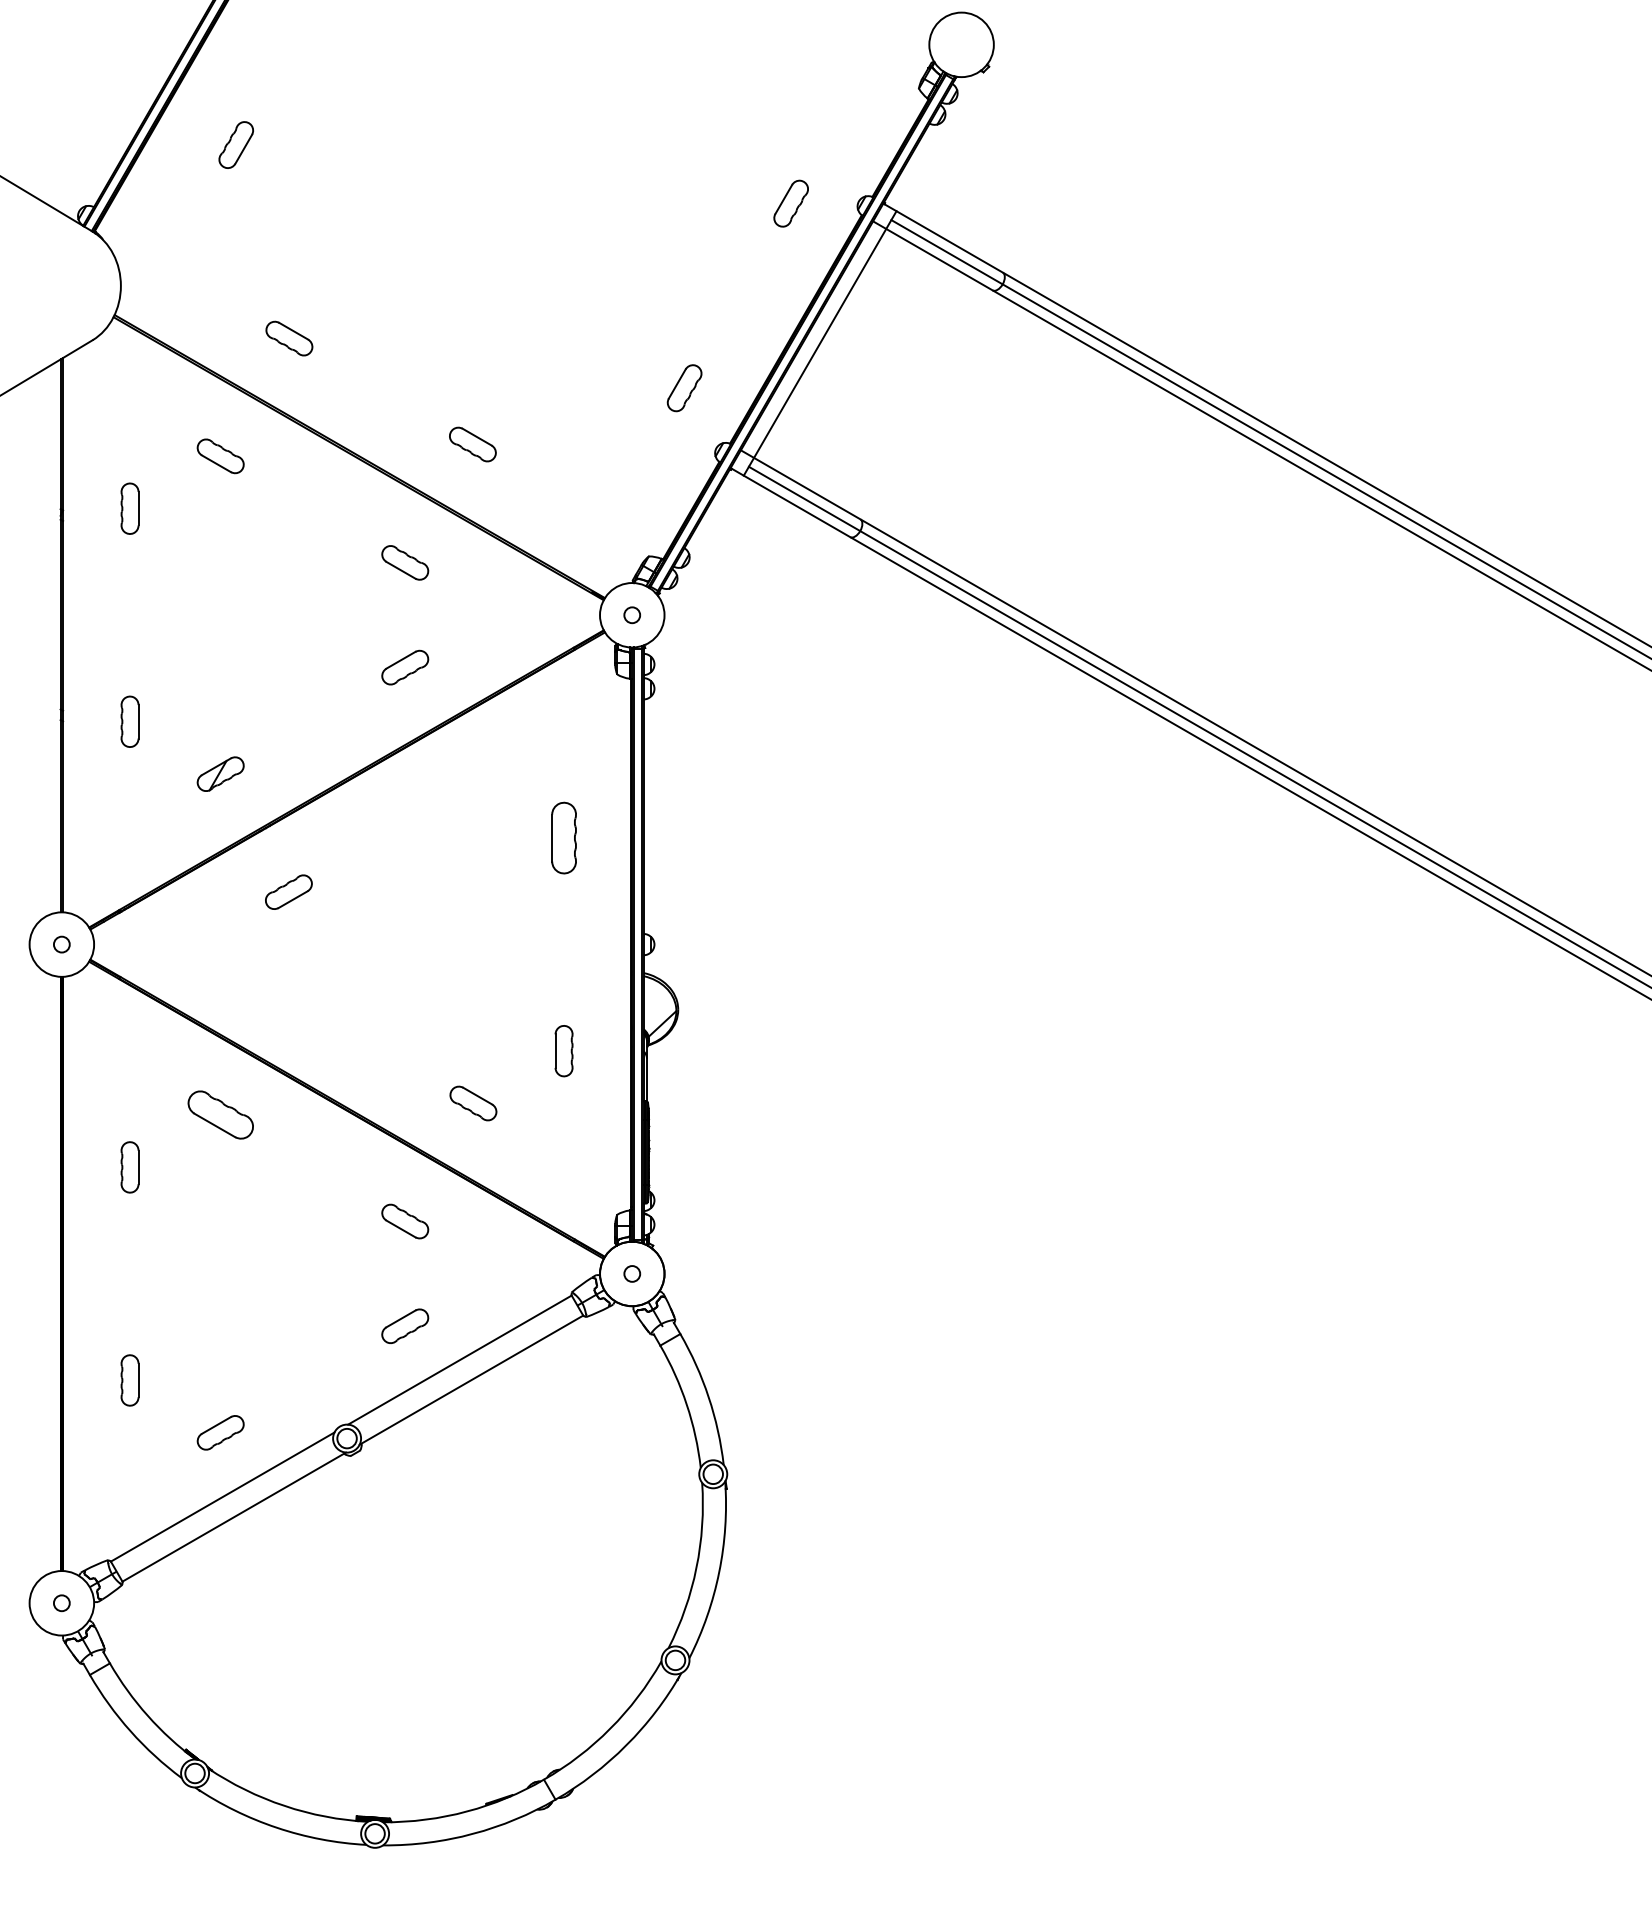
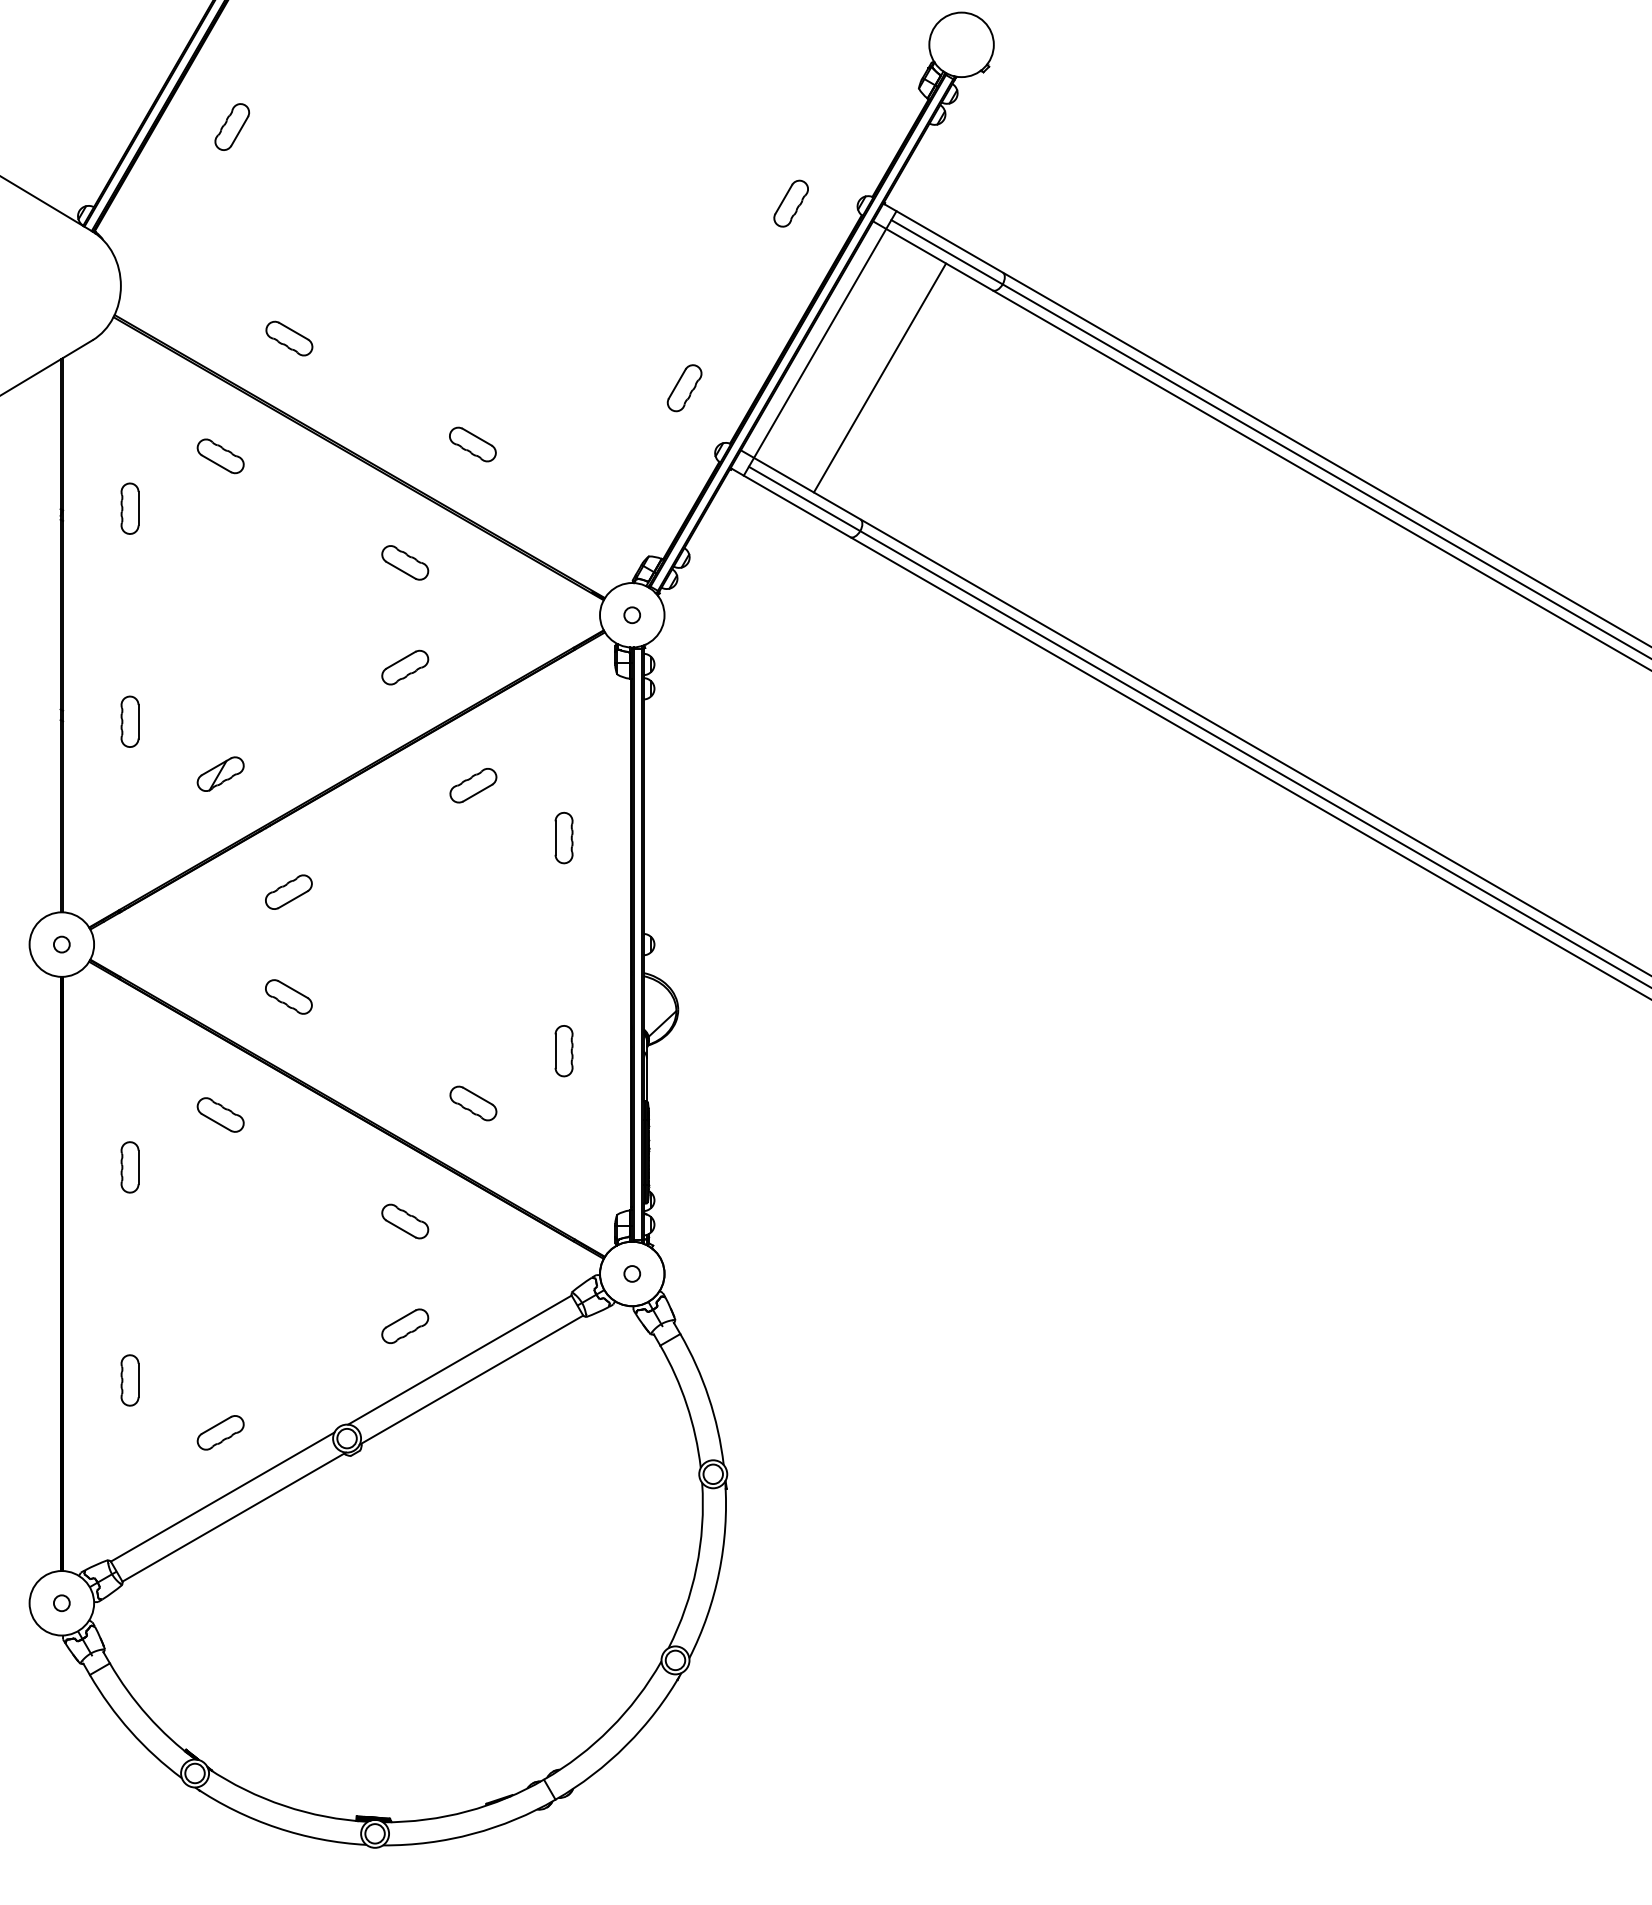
part position: (235, 144) -> (231, 126) (231, 126)
line: none -> present (879, 377)
part: none -> present (473, 785)
part size: 26x74 px -> 20x54 px (563, 837)
part: none -> present (288, 996)
part size: 67x50 px -> 49x36 px (220, 1114)
